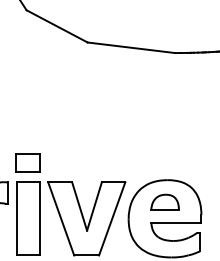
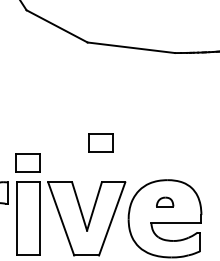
part: none -> present (100, 142)
part size: 30x18 px -> 19x12 px (165, 201)
